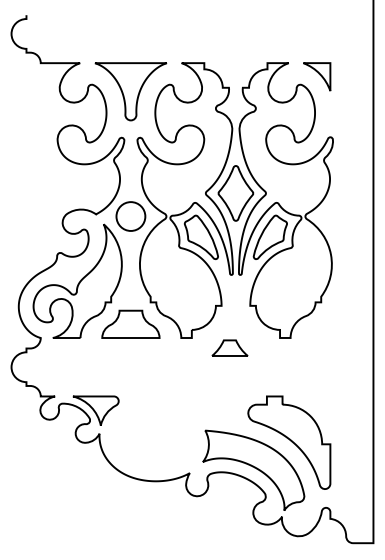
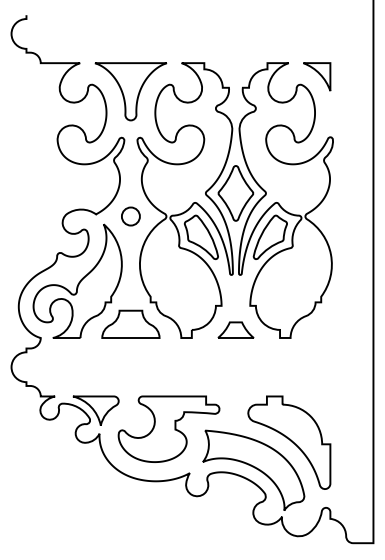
circle diameter: 29 px -> 18 px (130, 216)
part position: (229, 347) -> (235, 329) (235, 329)
part: none -> present (168, 428)
